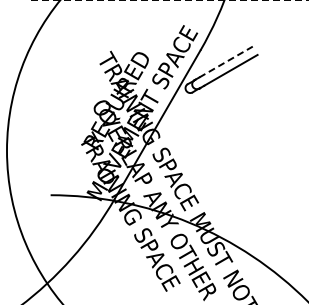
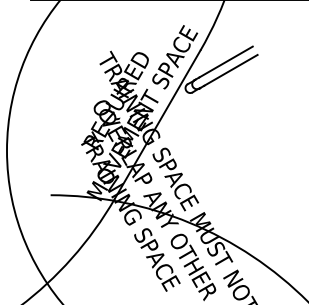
line: dashed -> solid (169, 0)
line: dashed -> solid (226, 62)
